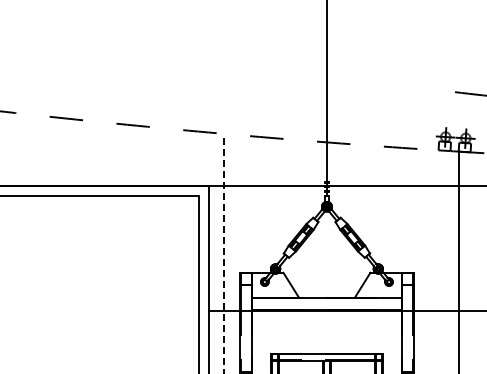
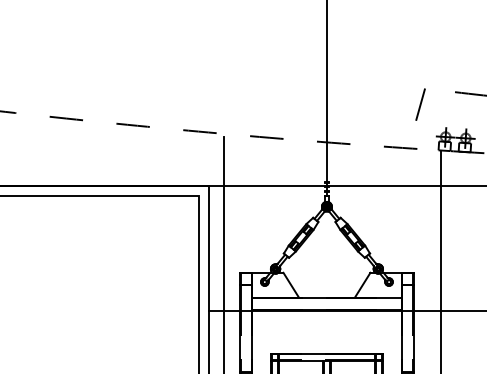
line: none -> present (420, 104)
line: dashed -> solid (223, 254)
line position: (459, 260) -> (441, 260) (441, 260)
